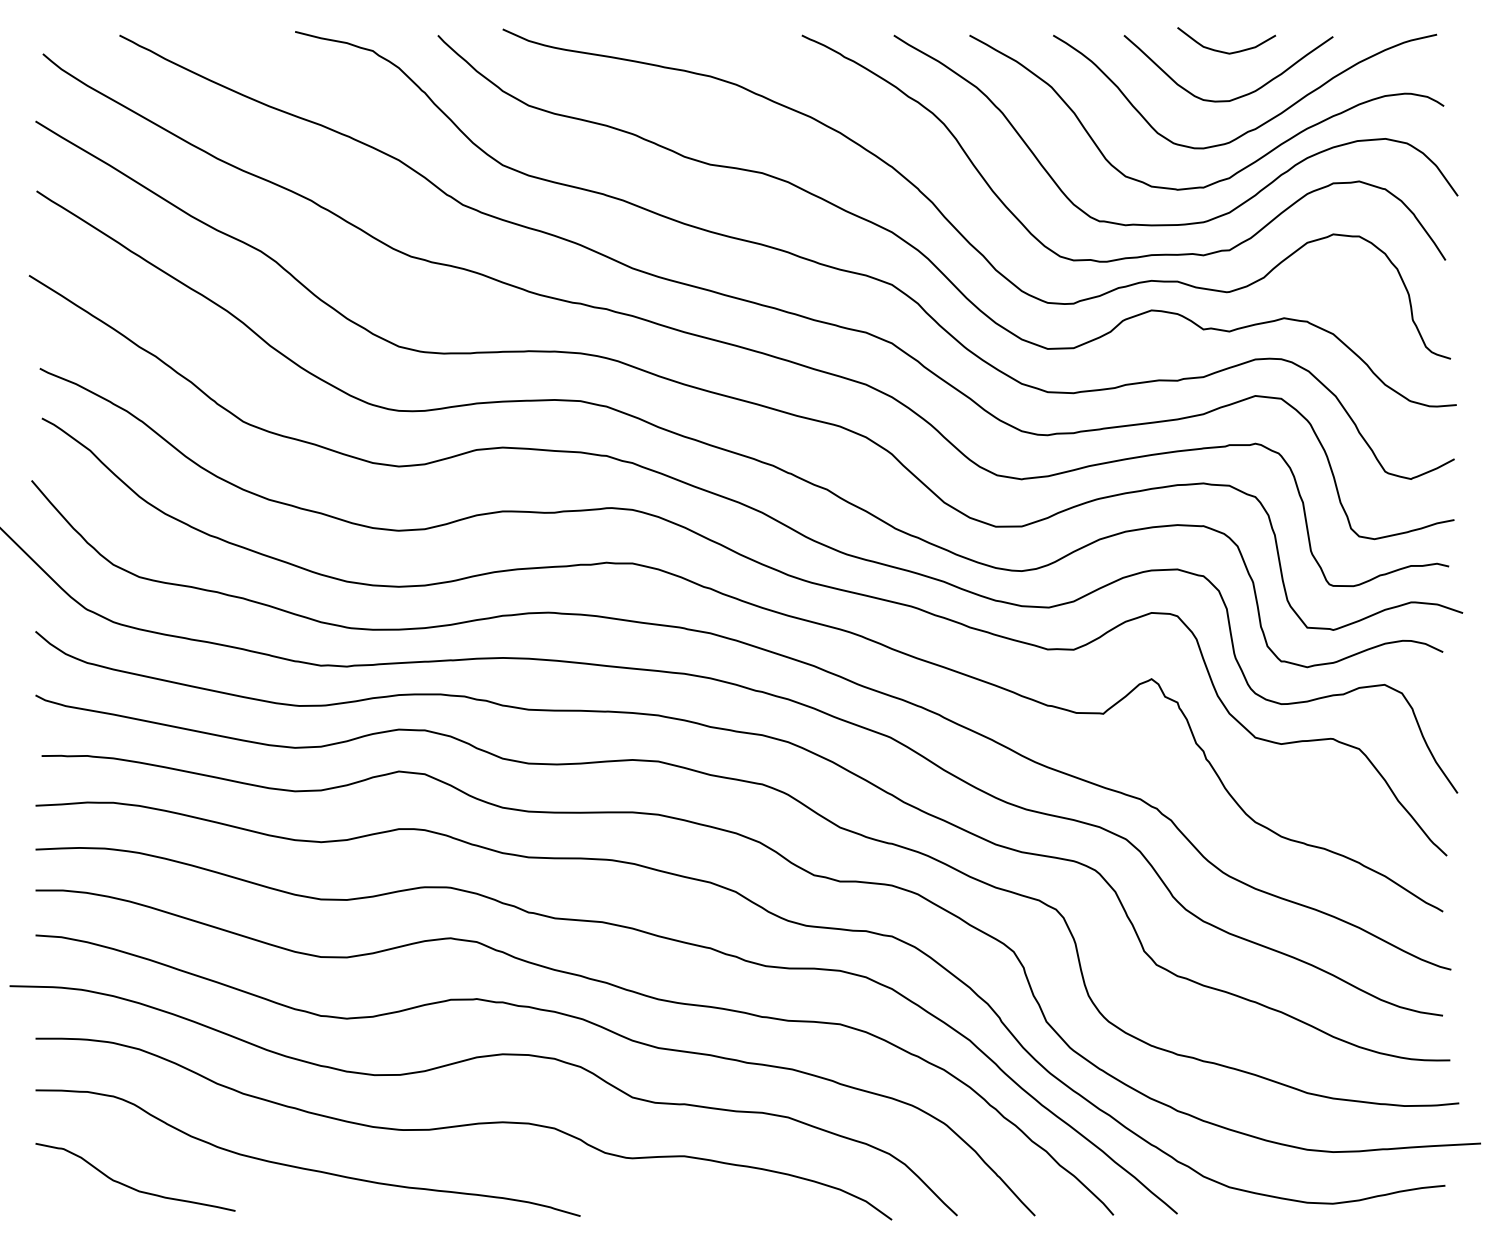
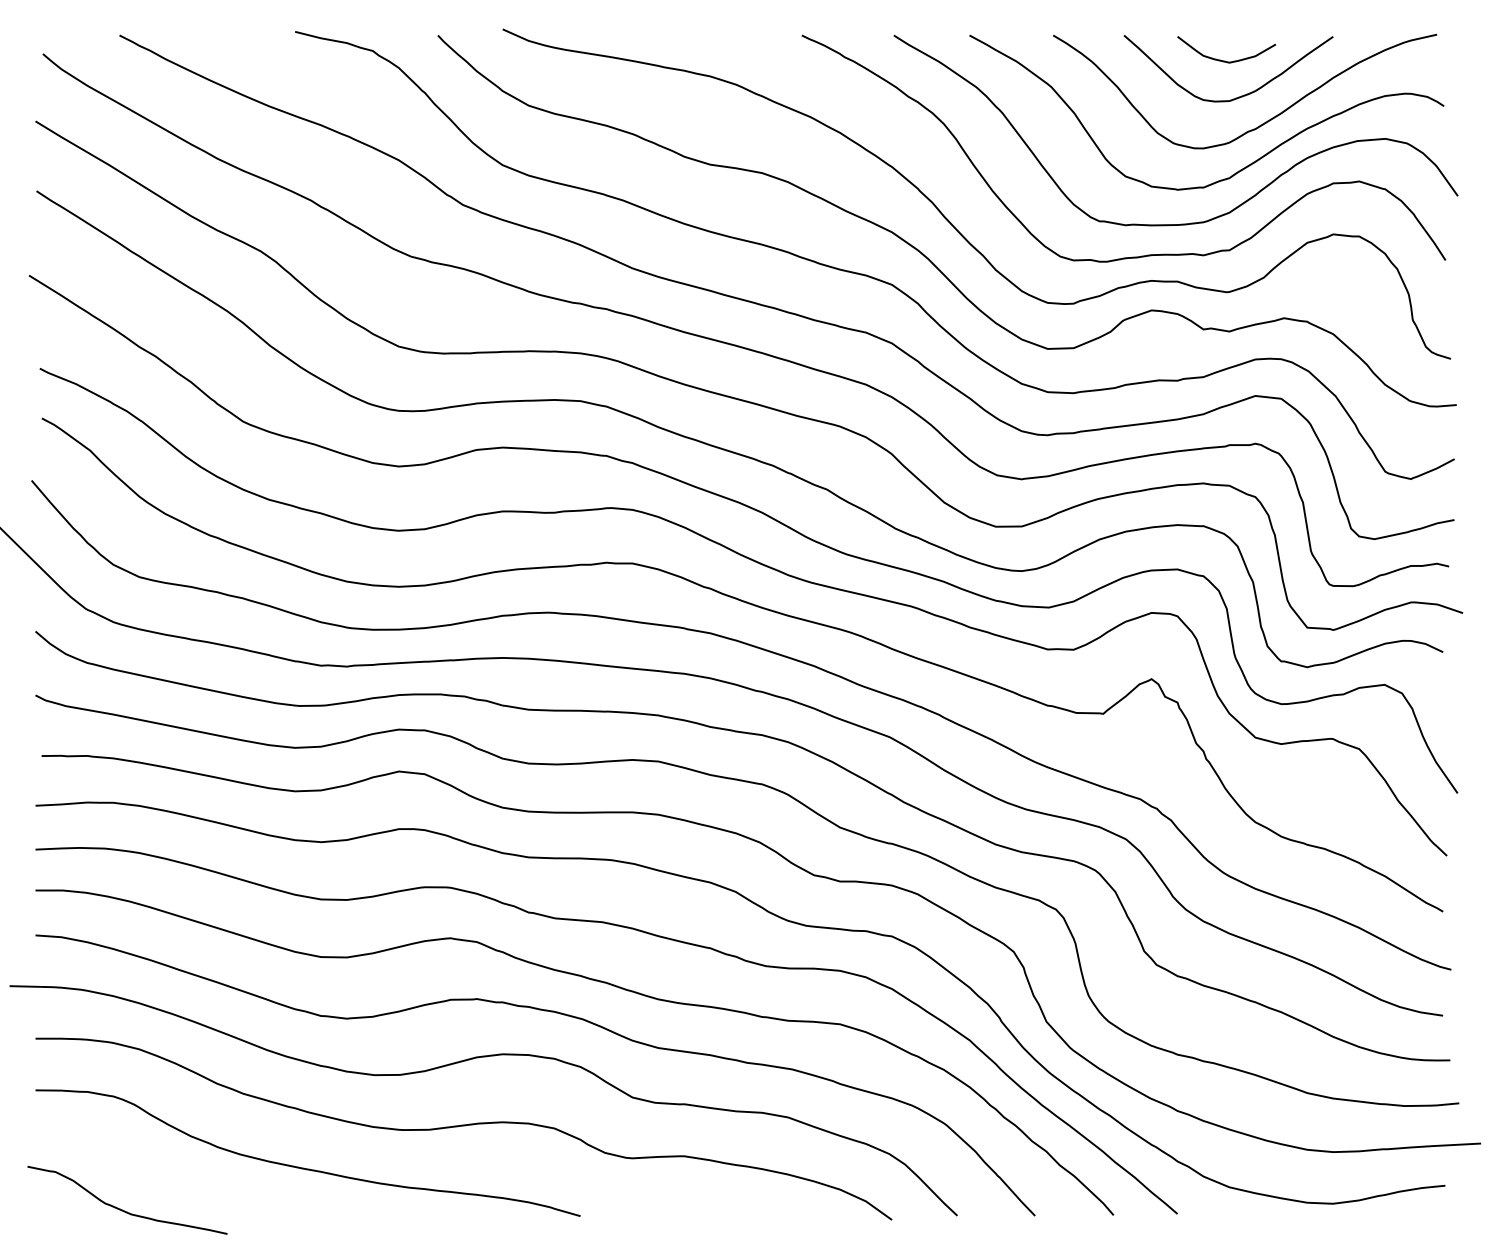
curve position: (1225, 51) -> (1225, 60) (1225, 60)
curve position: (133, 1187) -> (125, 1210) (125, 1210)
